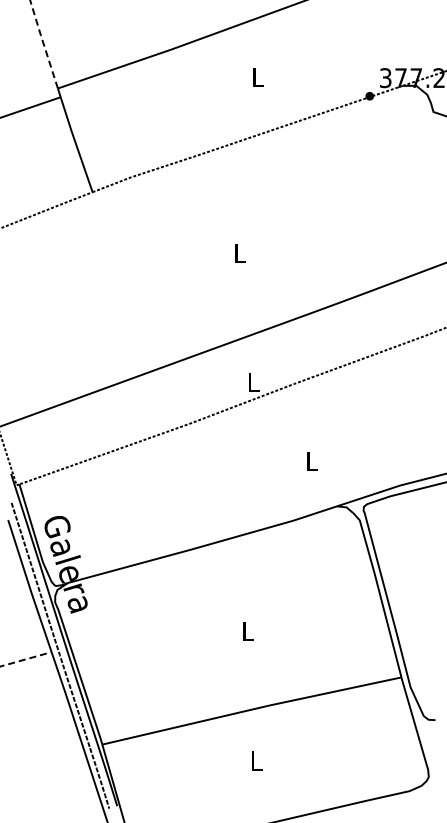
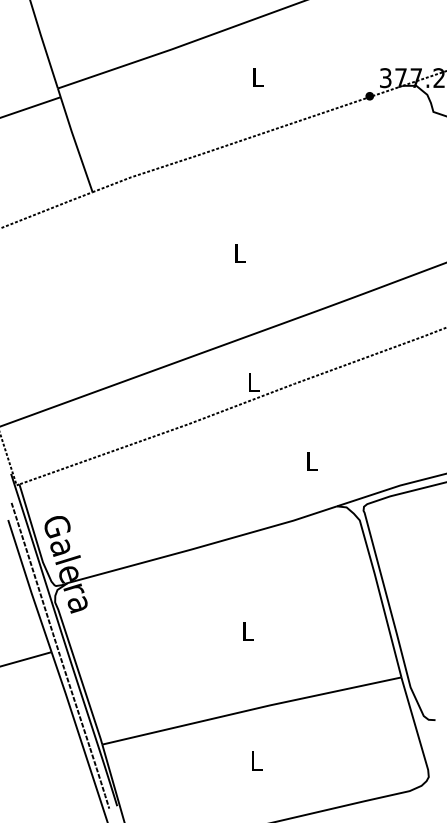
line: dashed -> solid (43, 43)
line: dashed -> solid (25, 659)
